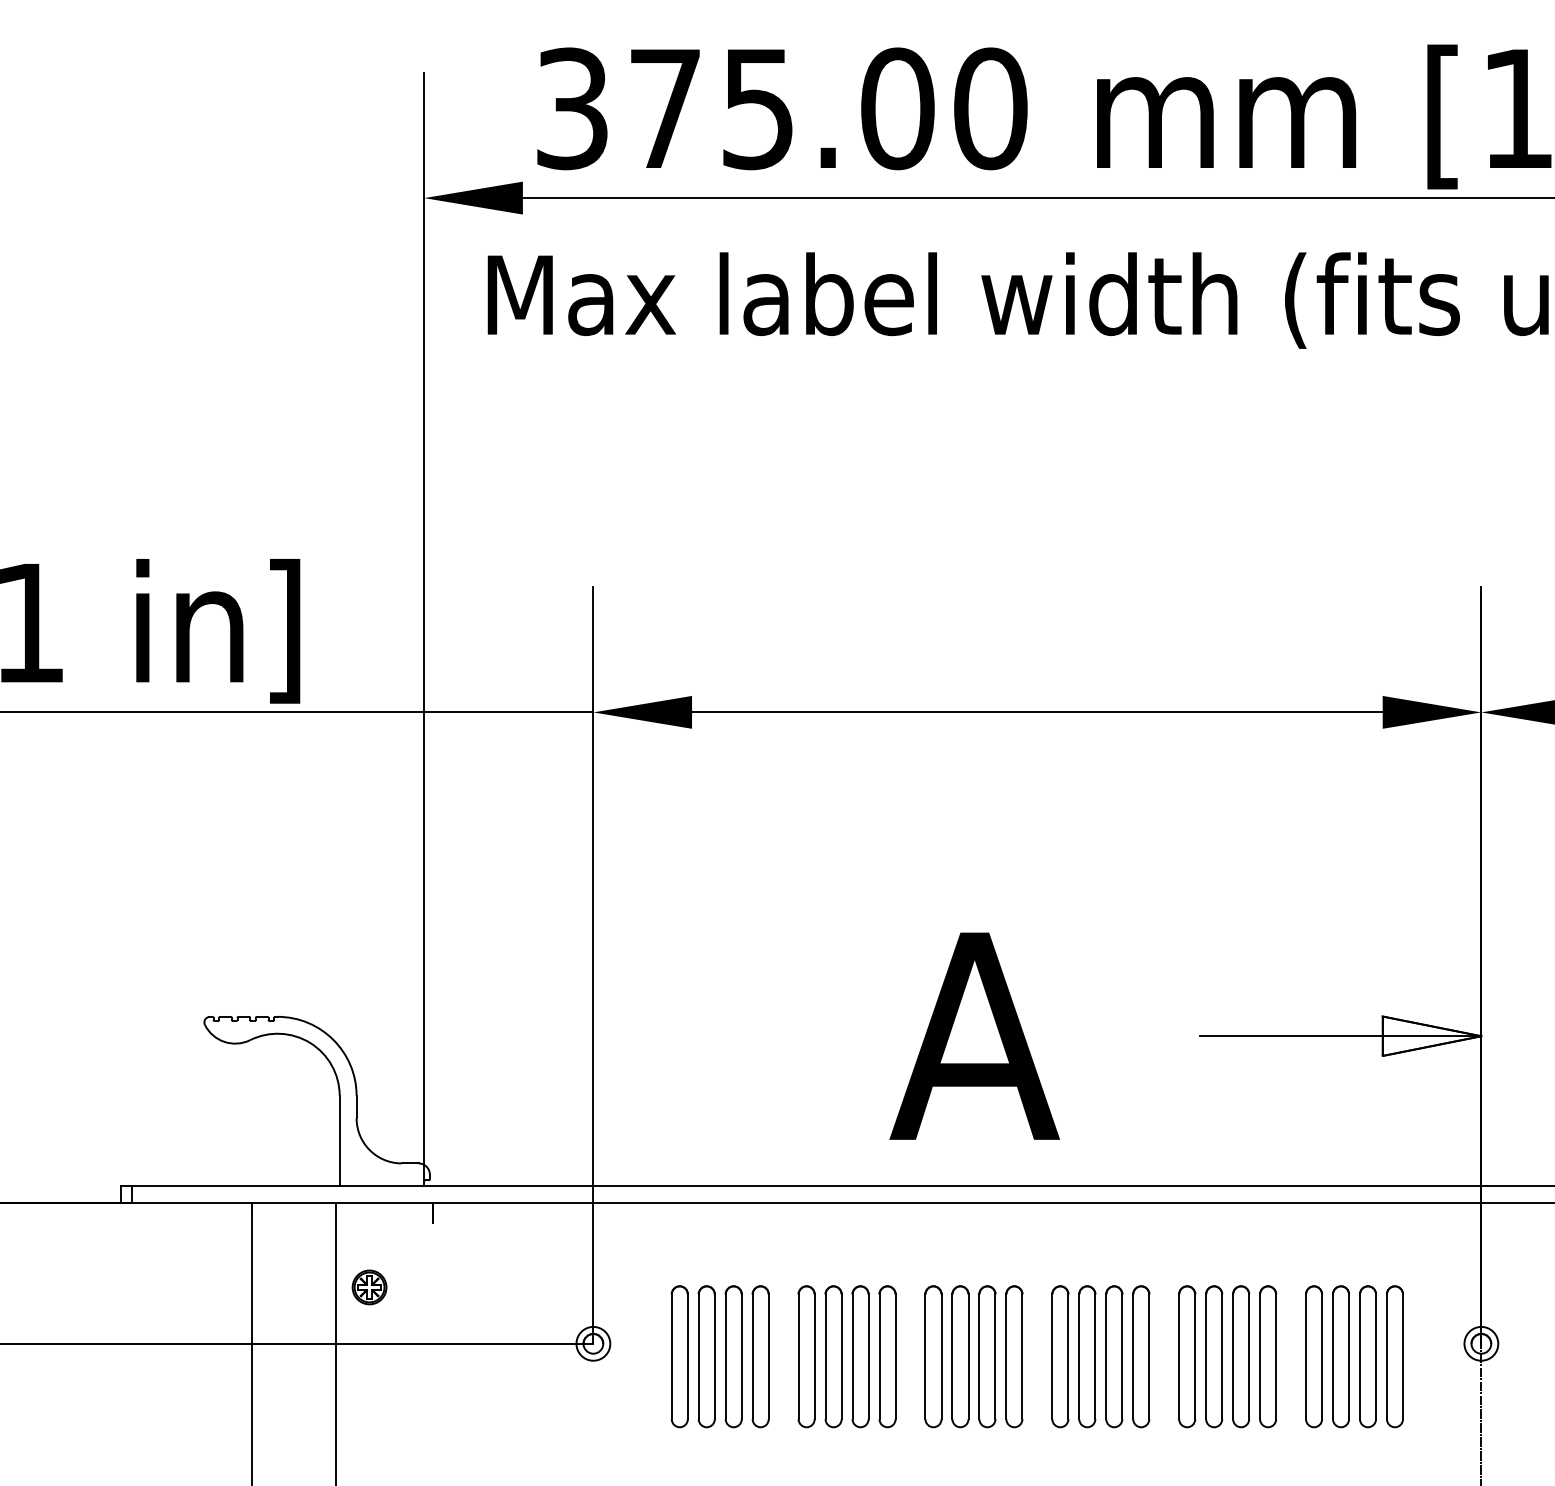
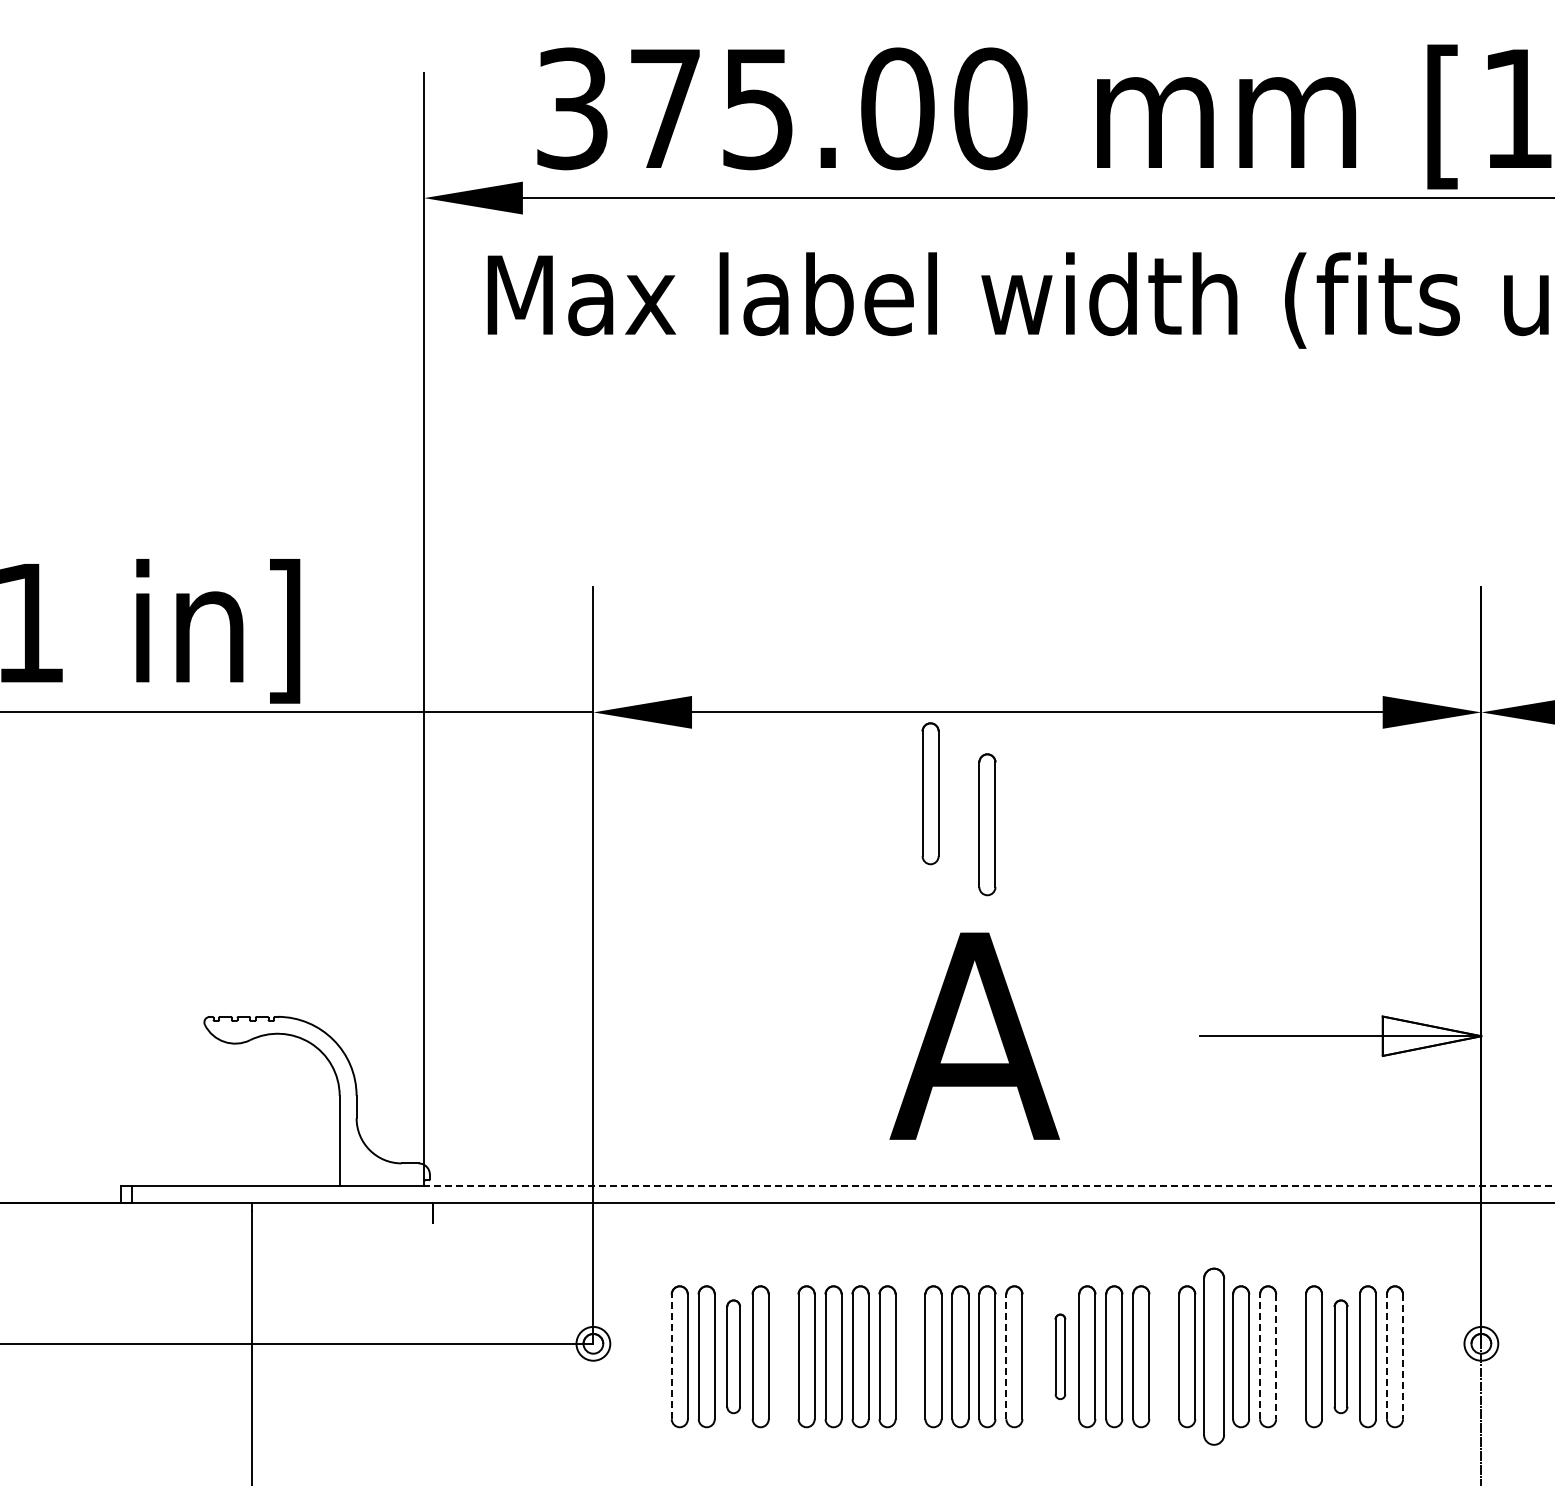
part: none -> present (930, 793)
part: none -> present (987, 824)
line: solid -> dashed (989, 1185)
part: present -> none (369, 1287)
line: present -> none (335, 1342)
line: solid -> dashed (671, 1356)
part size: 19x144 px -> 15x116 px (733, 1356)
line: solid -> dashed (1006, 1356)
part size: 19x144 px -> 13x87 px (1060, 1356)
part size: 19x144 px -> 23x179 px (1214, 1356)
line: solid -> dashed (1260, 1356)
part size: 18x144 px -> 16x116 px (1340, 1356)
line: solid -> dashed (1386, 1356)
line: solid -> dashed (1276, 1357)
line: solid -> dashed (1403, 1357)
